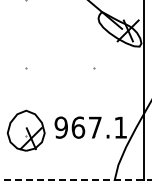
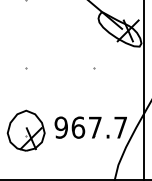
text: 967.1 -> 967.7 (120, 127)
line: dashed -> solid (76, 179)
